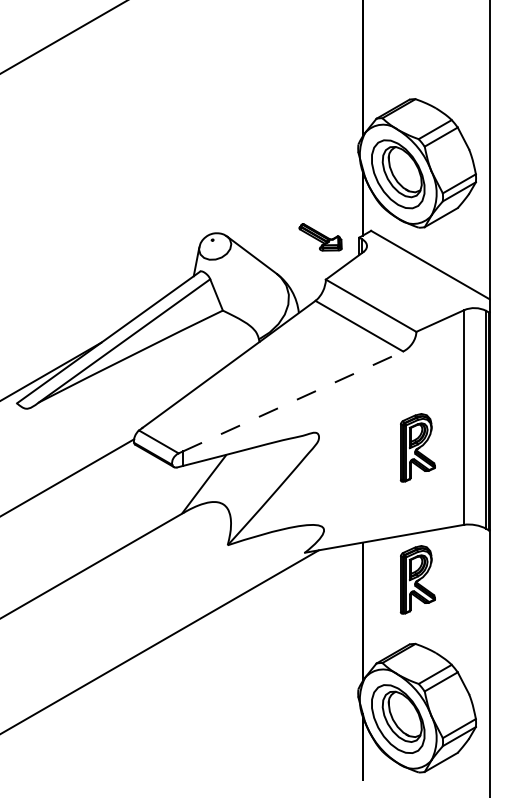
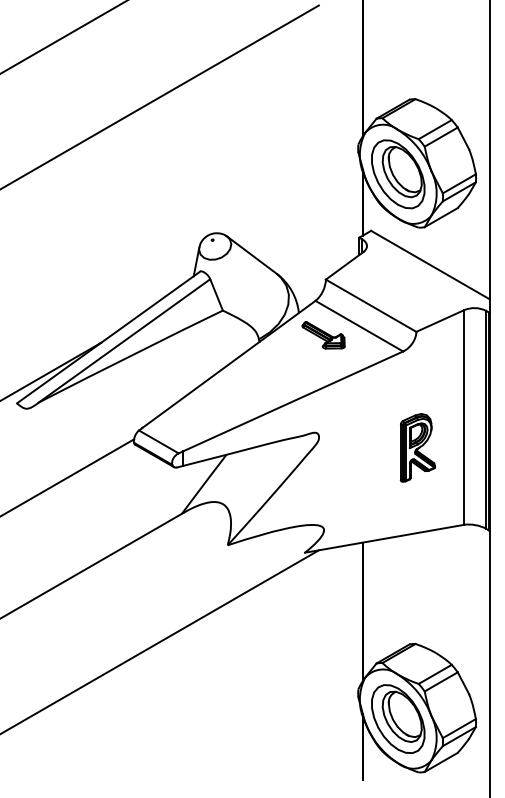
line: none -> present (160, 96)
part position: (320, 237) -> (323, 335) (323, 335)
line: dashed -> solid (293, 401)
part: present -> none (417, 579)
